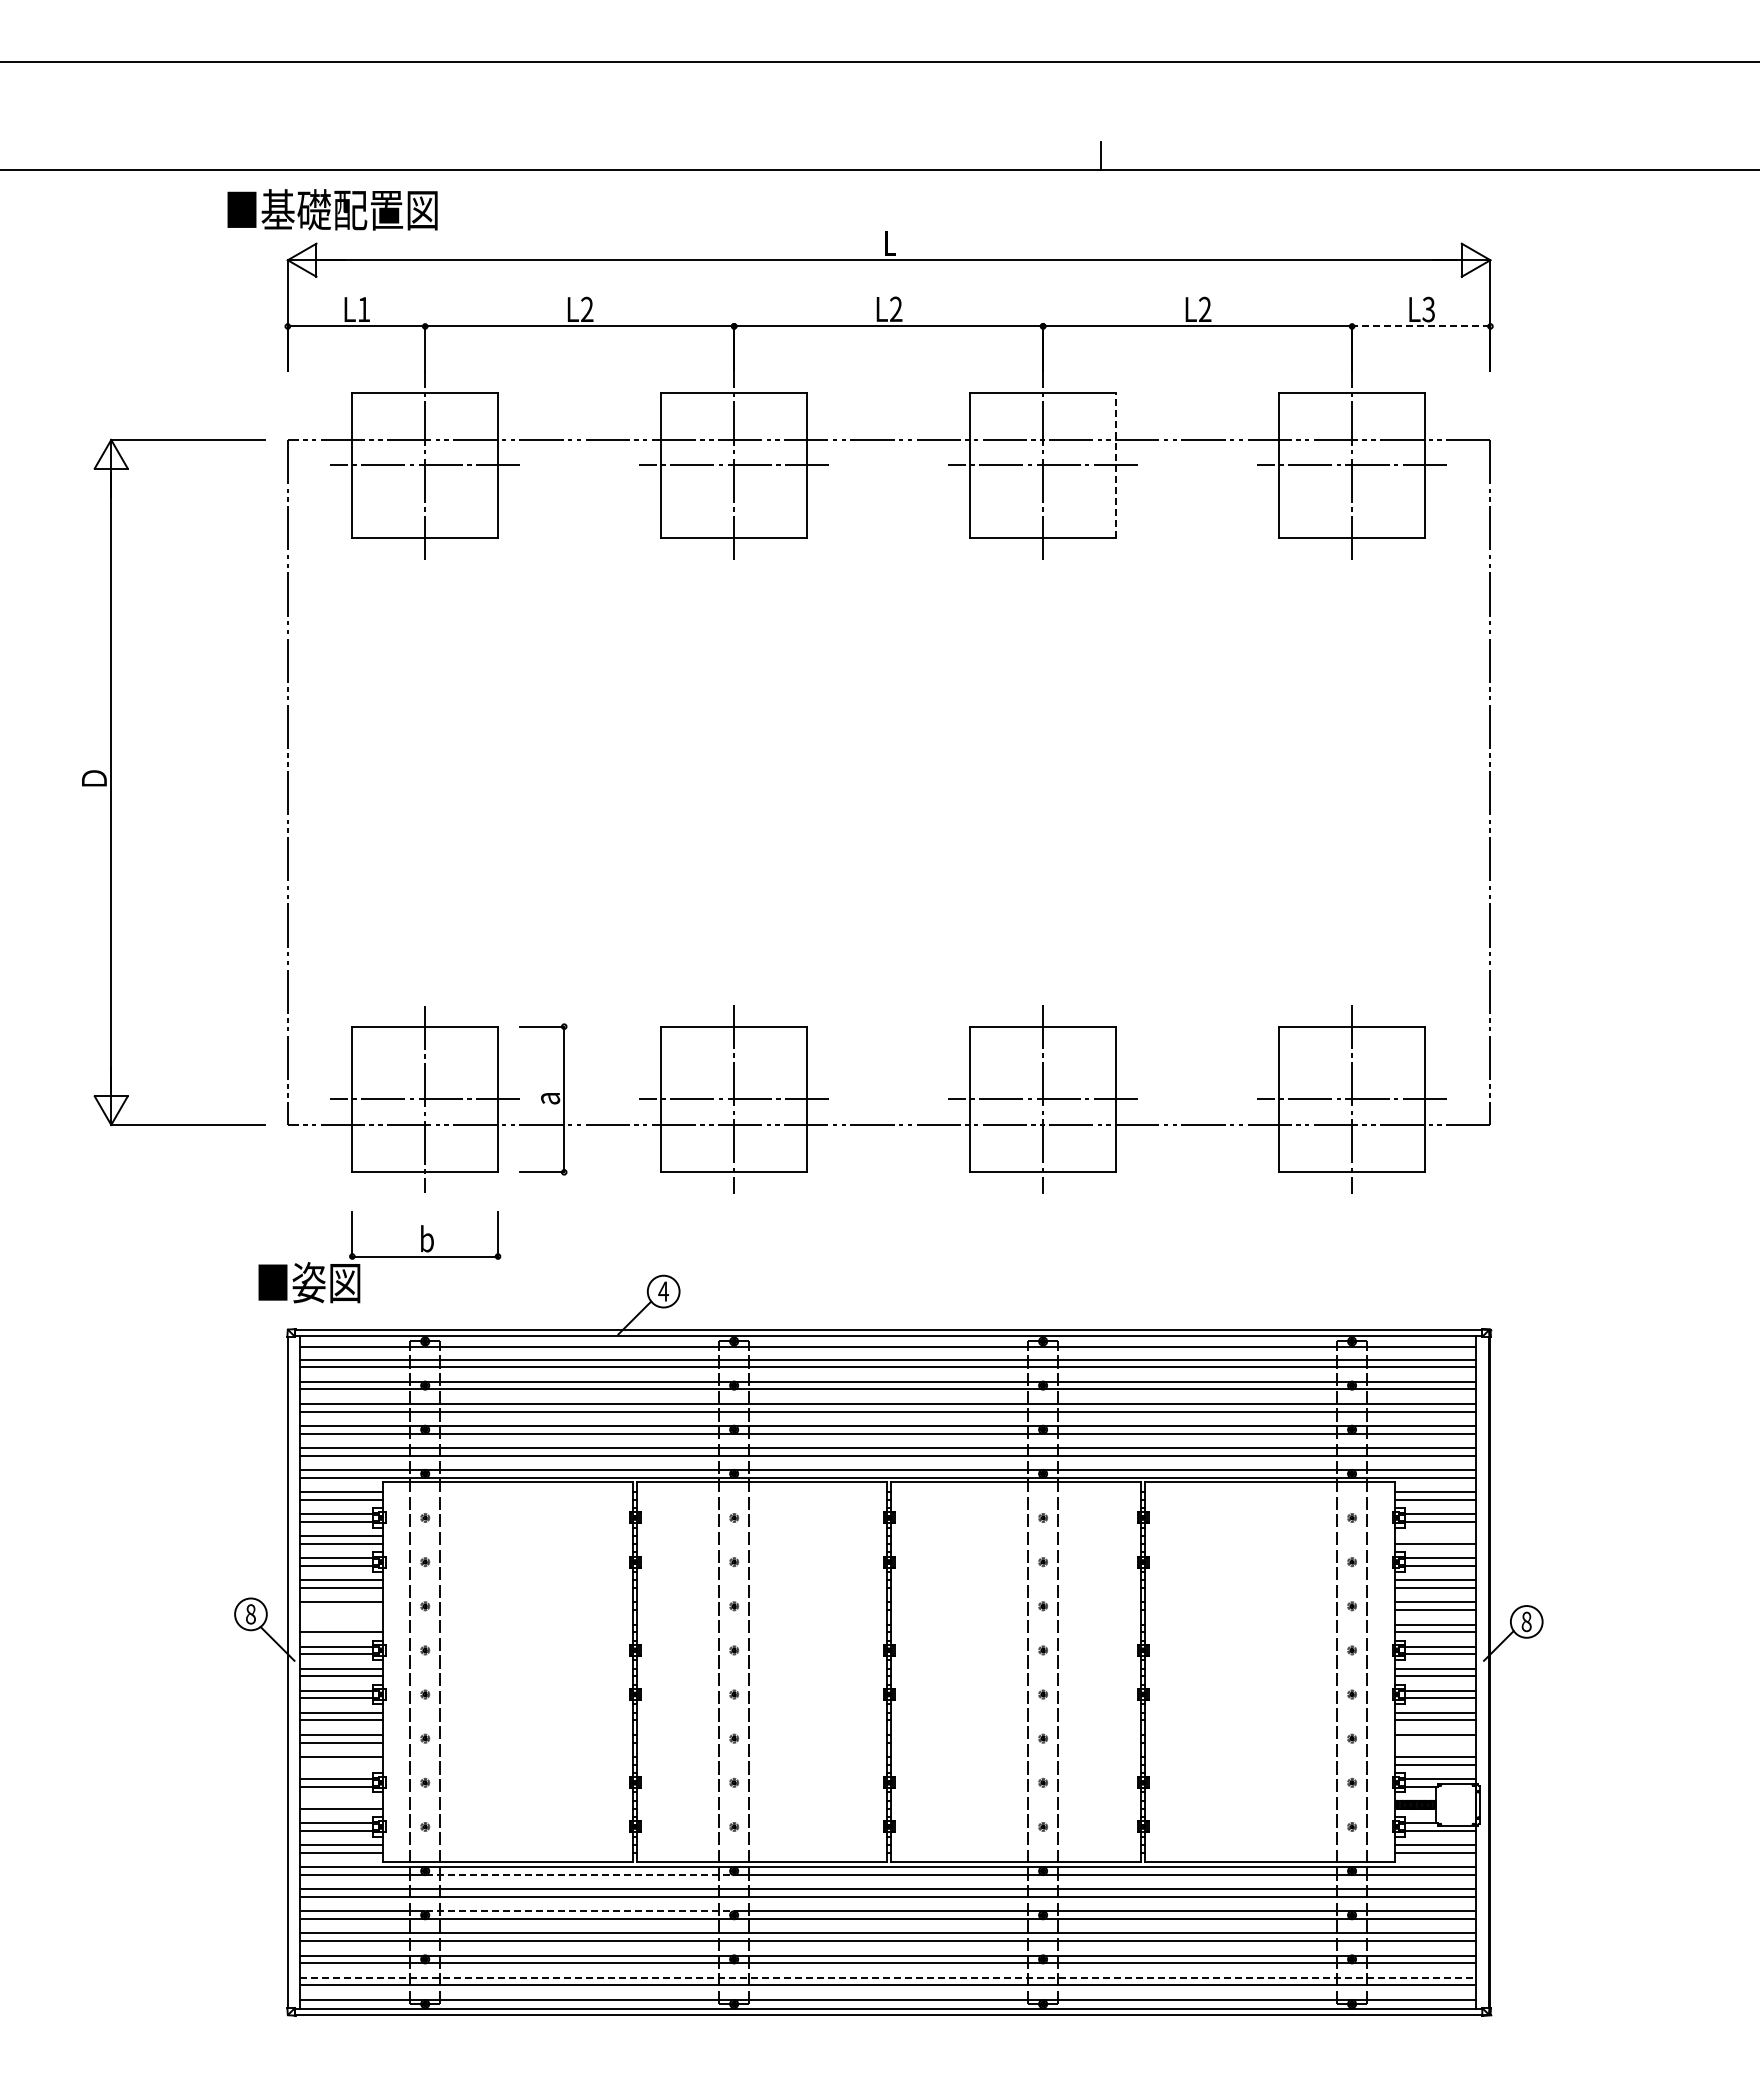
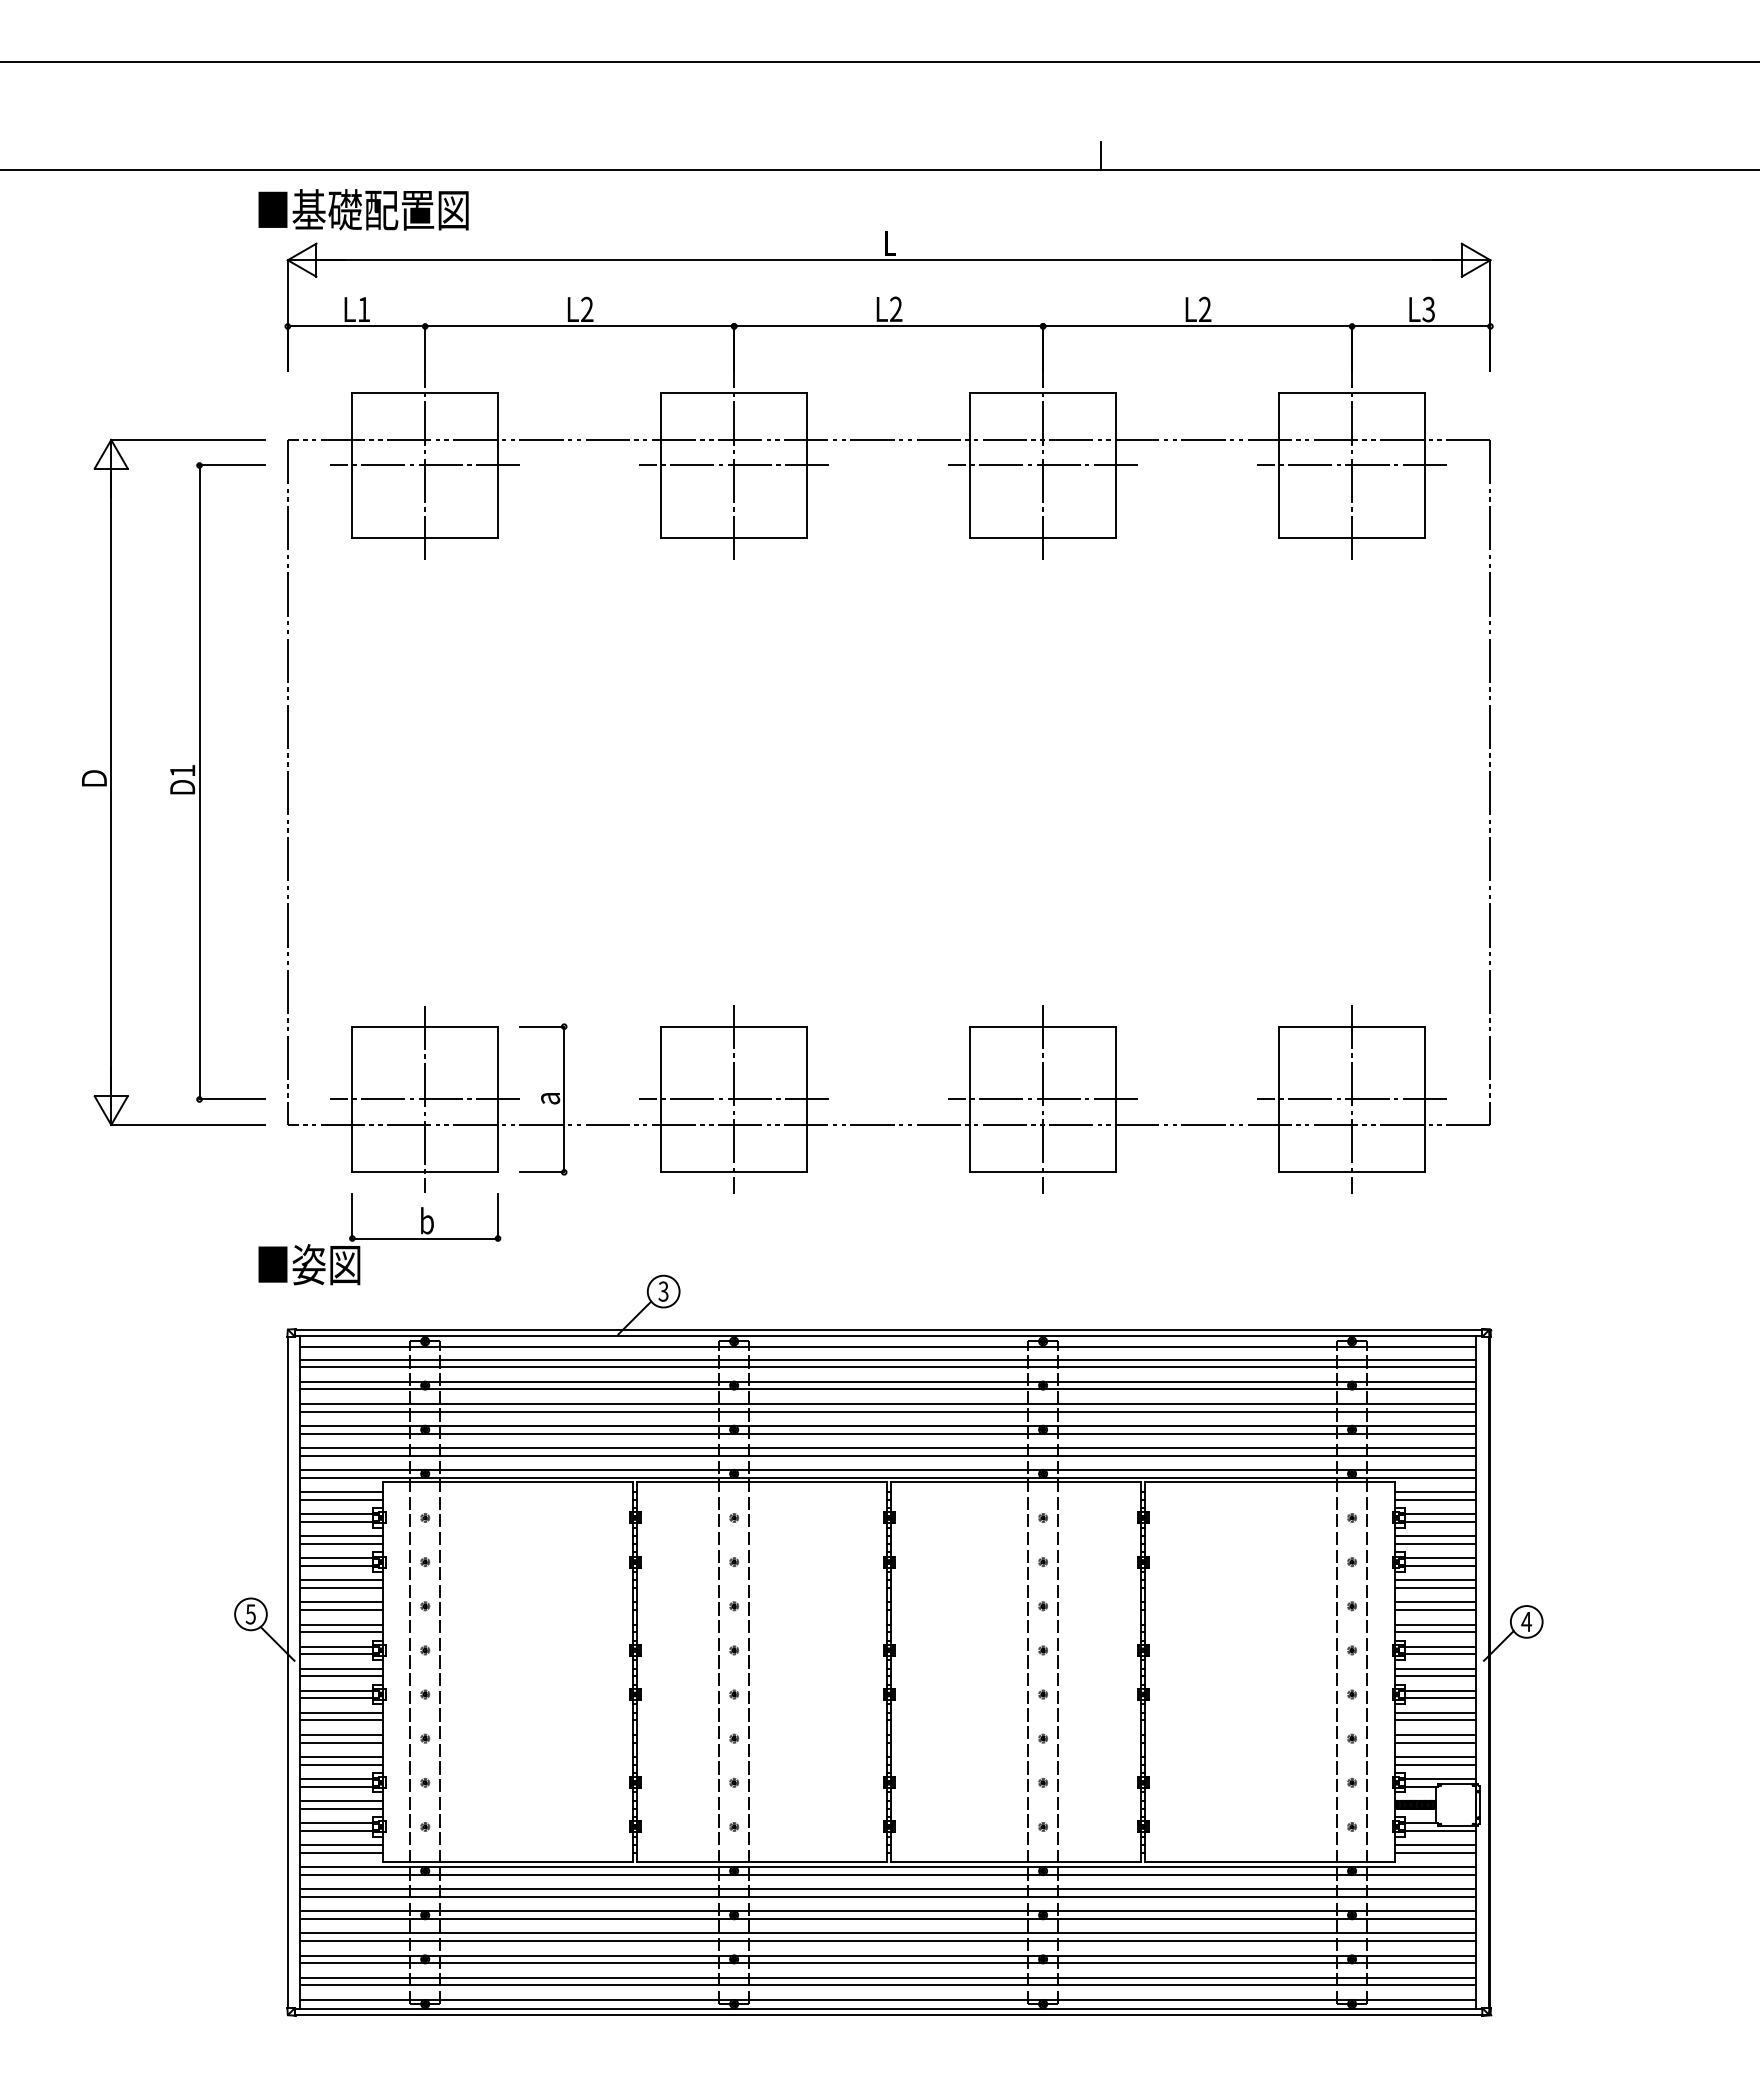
text position: (332, 209) -> (363, 209) (363, 209)
line: dashed -> solid (1420, 326)
line: dashed -> solid (1115, 465)
part: none -> present (200, 782)
part position: (379, 1257) -> (379, 1239) (379, 1239)
text: 4 -> 3 (663, 1291)
line: none -> present (1435, 1536)
line: none -> present (341, 1610)
text: 8 -> 5 (250, 1614)
text: 8 -> 4 (1526, 1621)
line: none -> present (341, 1624)
line: none -> present (1435, 1742)
line: none -> present (341, 1764)
line: none -> present (341, 1801)
line: dashed -> solid (580, 1874)
line: dashed -> solid (580, 1911)
line: dashed -> solid (888, 1977)
